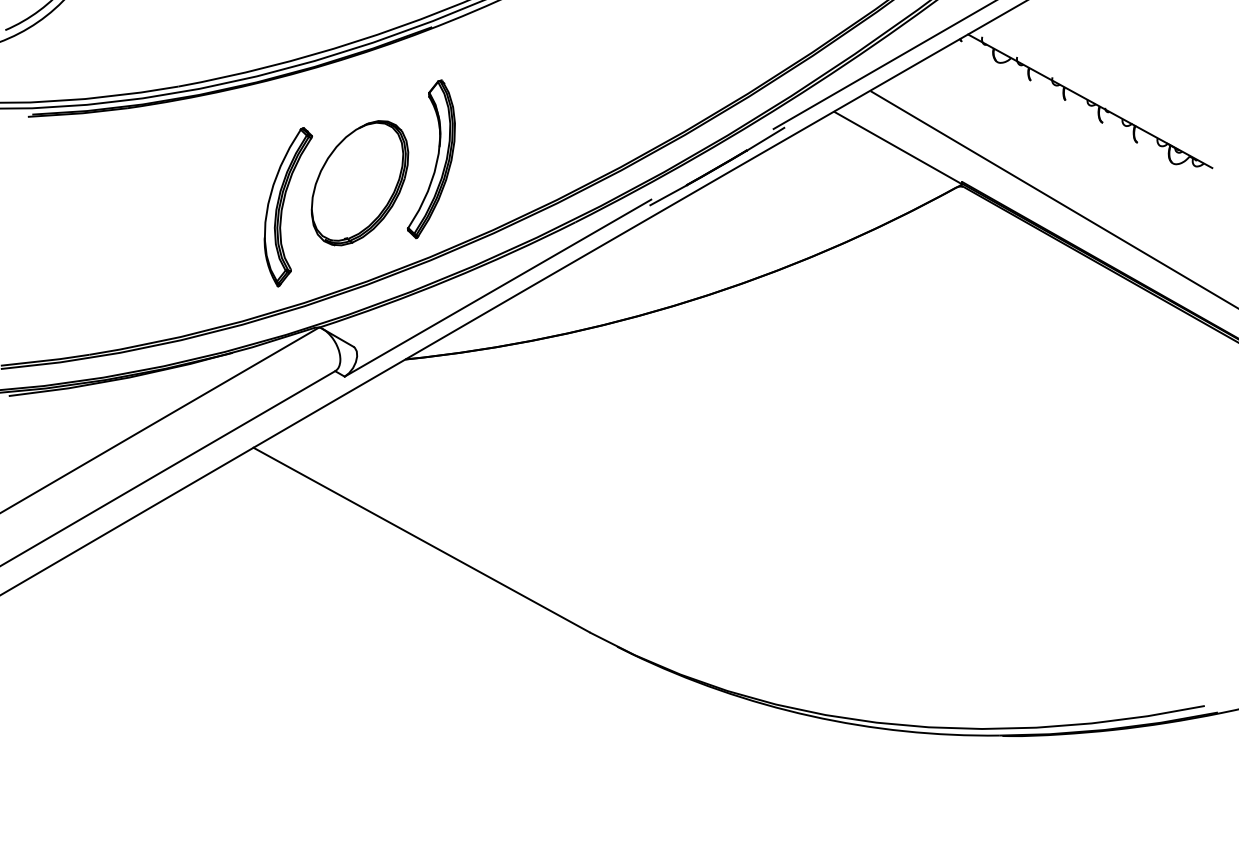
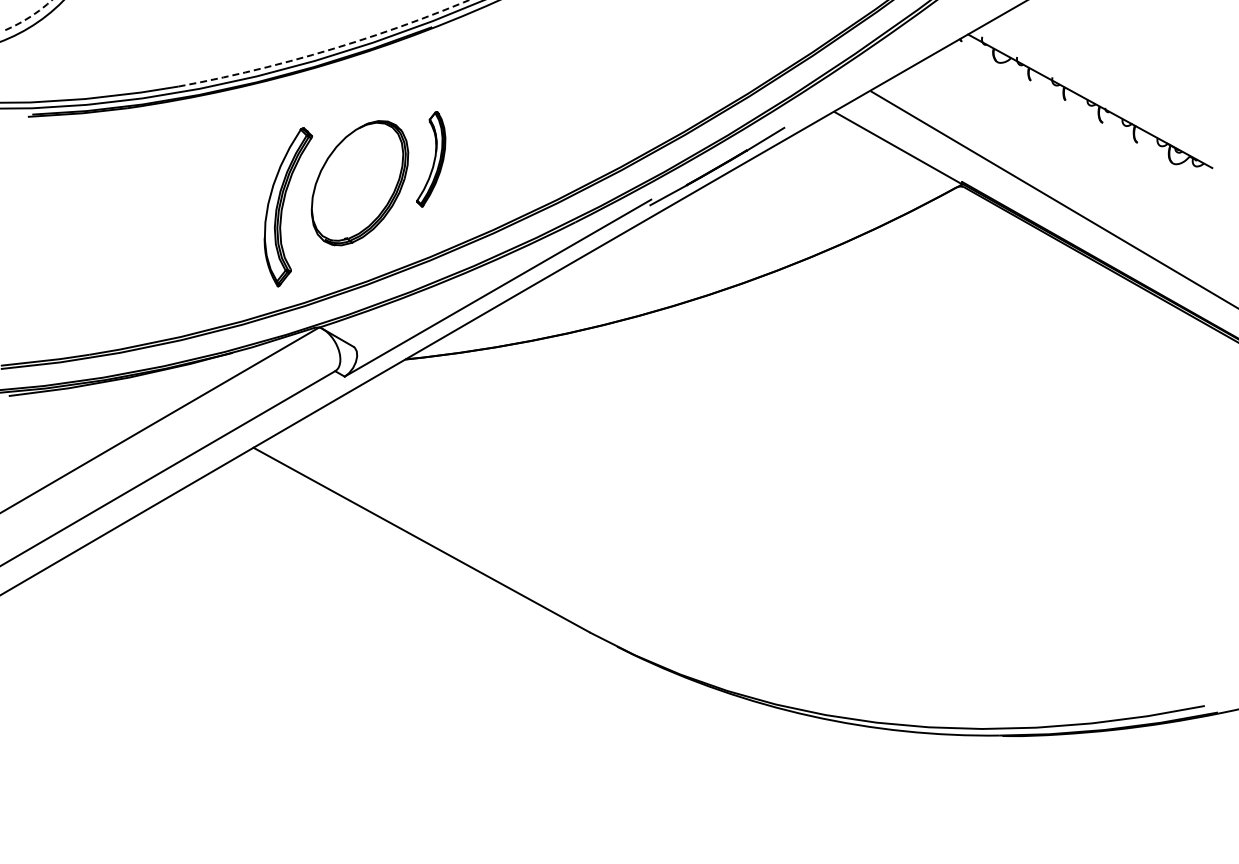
arc: solid -> dashed (30, 16)
arc: solid -> dashed (326, 50)
line: present -> none (883, 65)
part size: 50x161 px -> 31x97 px (431, 159)
